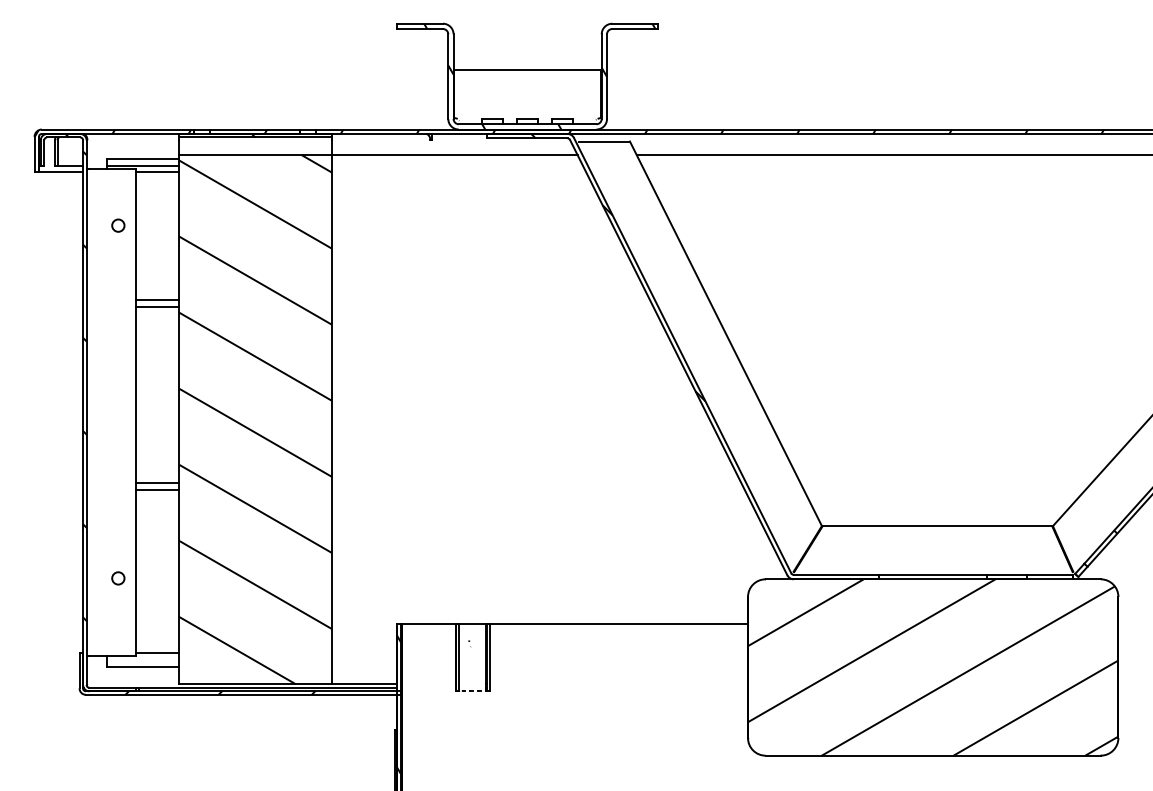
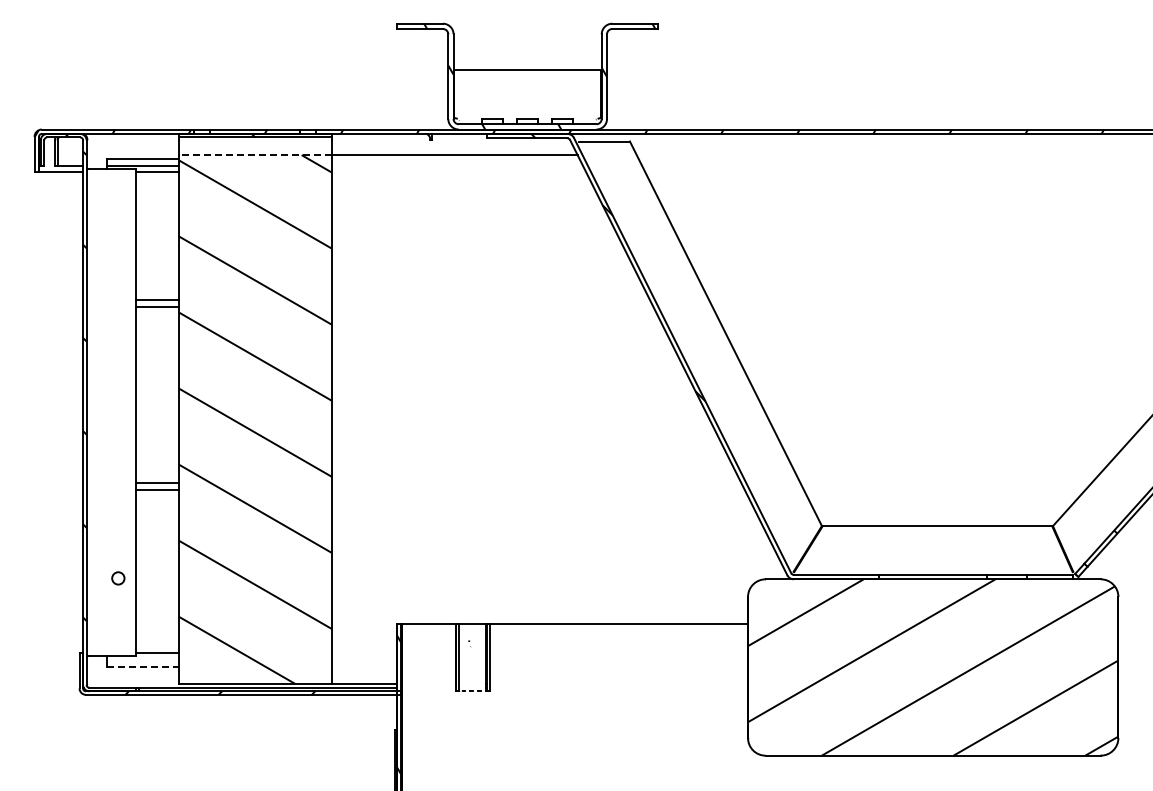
line: solid -> dashed (254, 155)
line: present -> none (892, 155)
circle: present -> none (118, 225)
line: solid -> dashed (143, 666)
